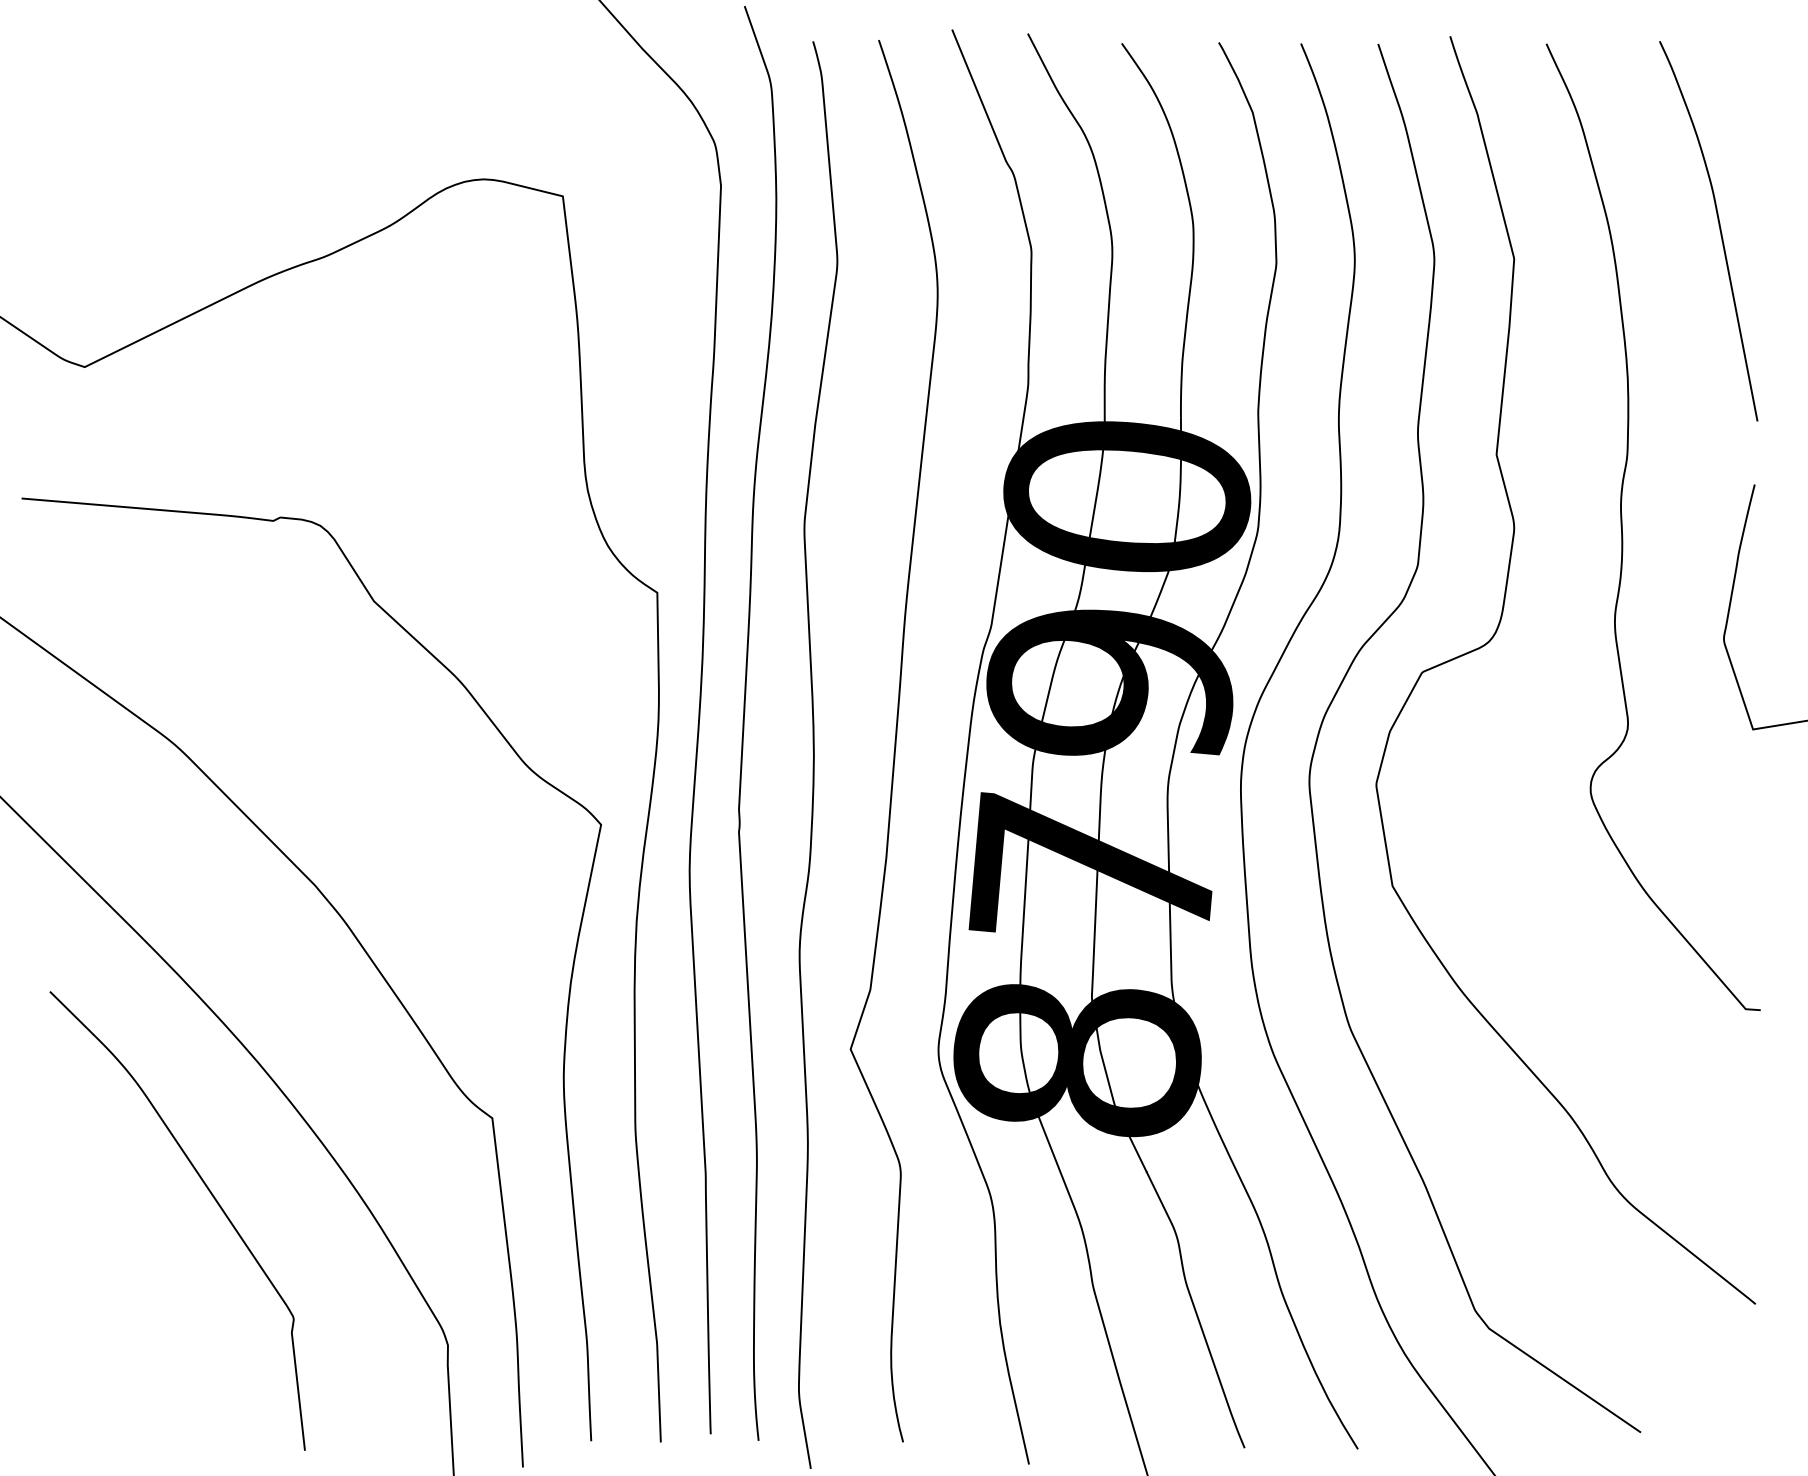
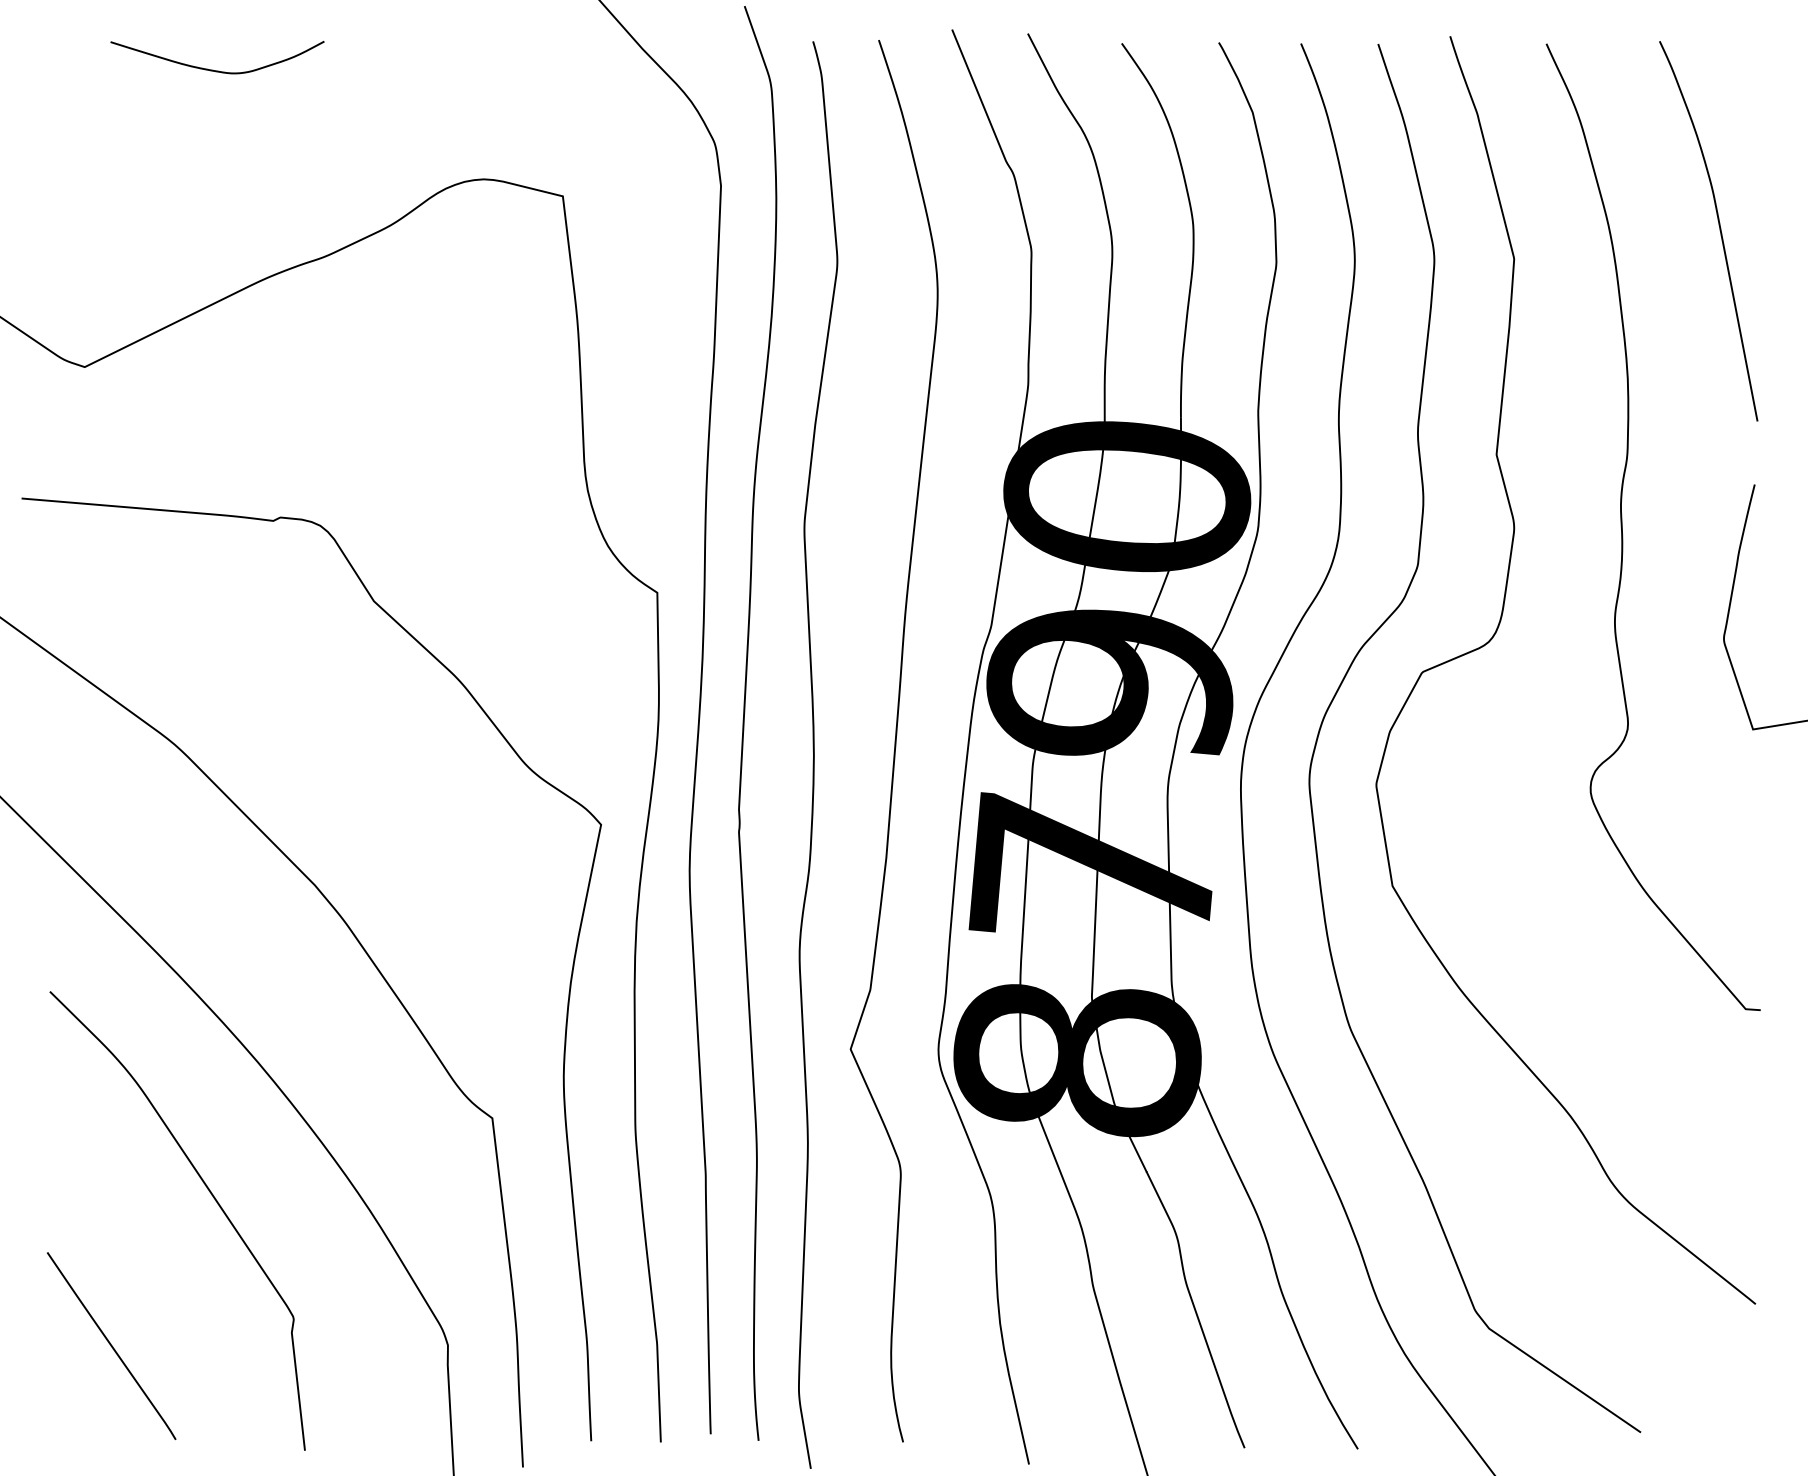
curve: none -> present (213, 69)
line: none -> present (111, 1345)
